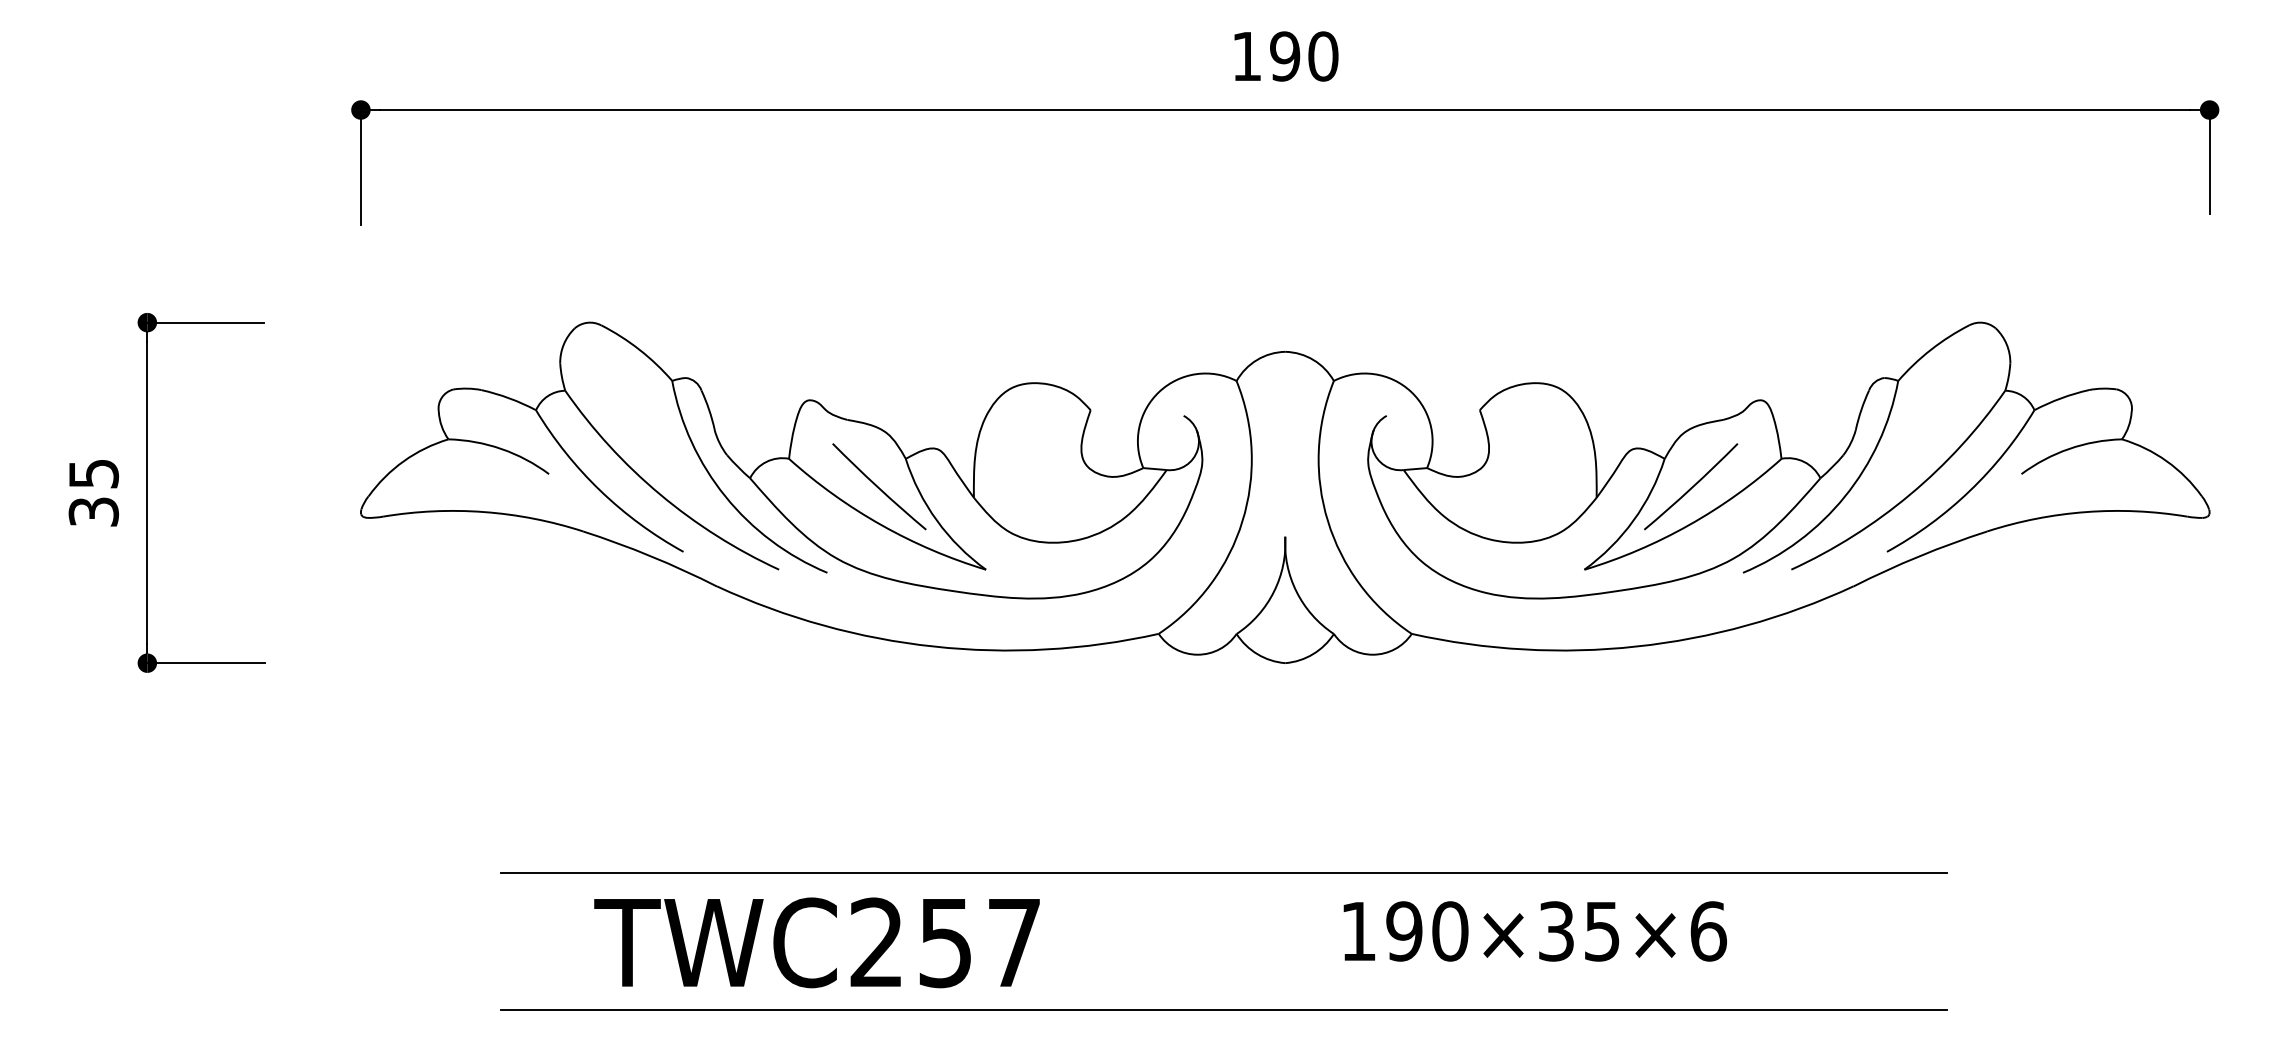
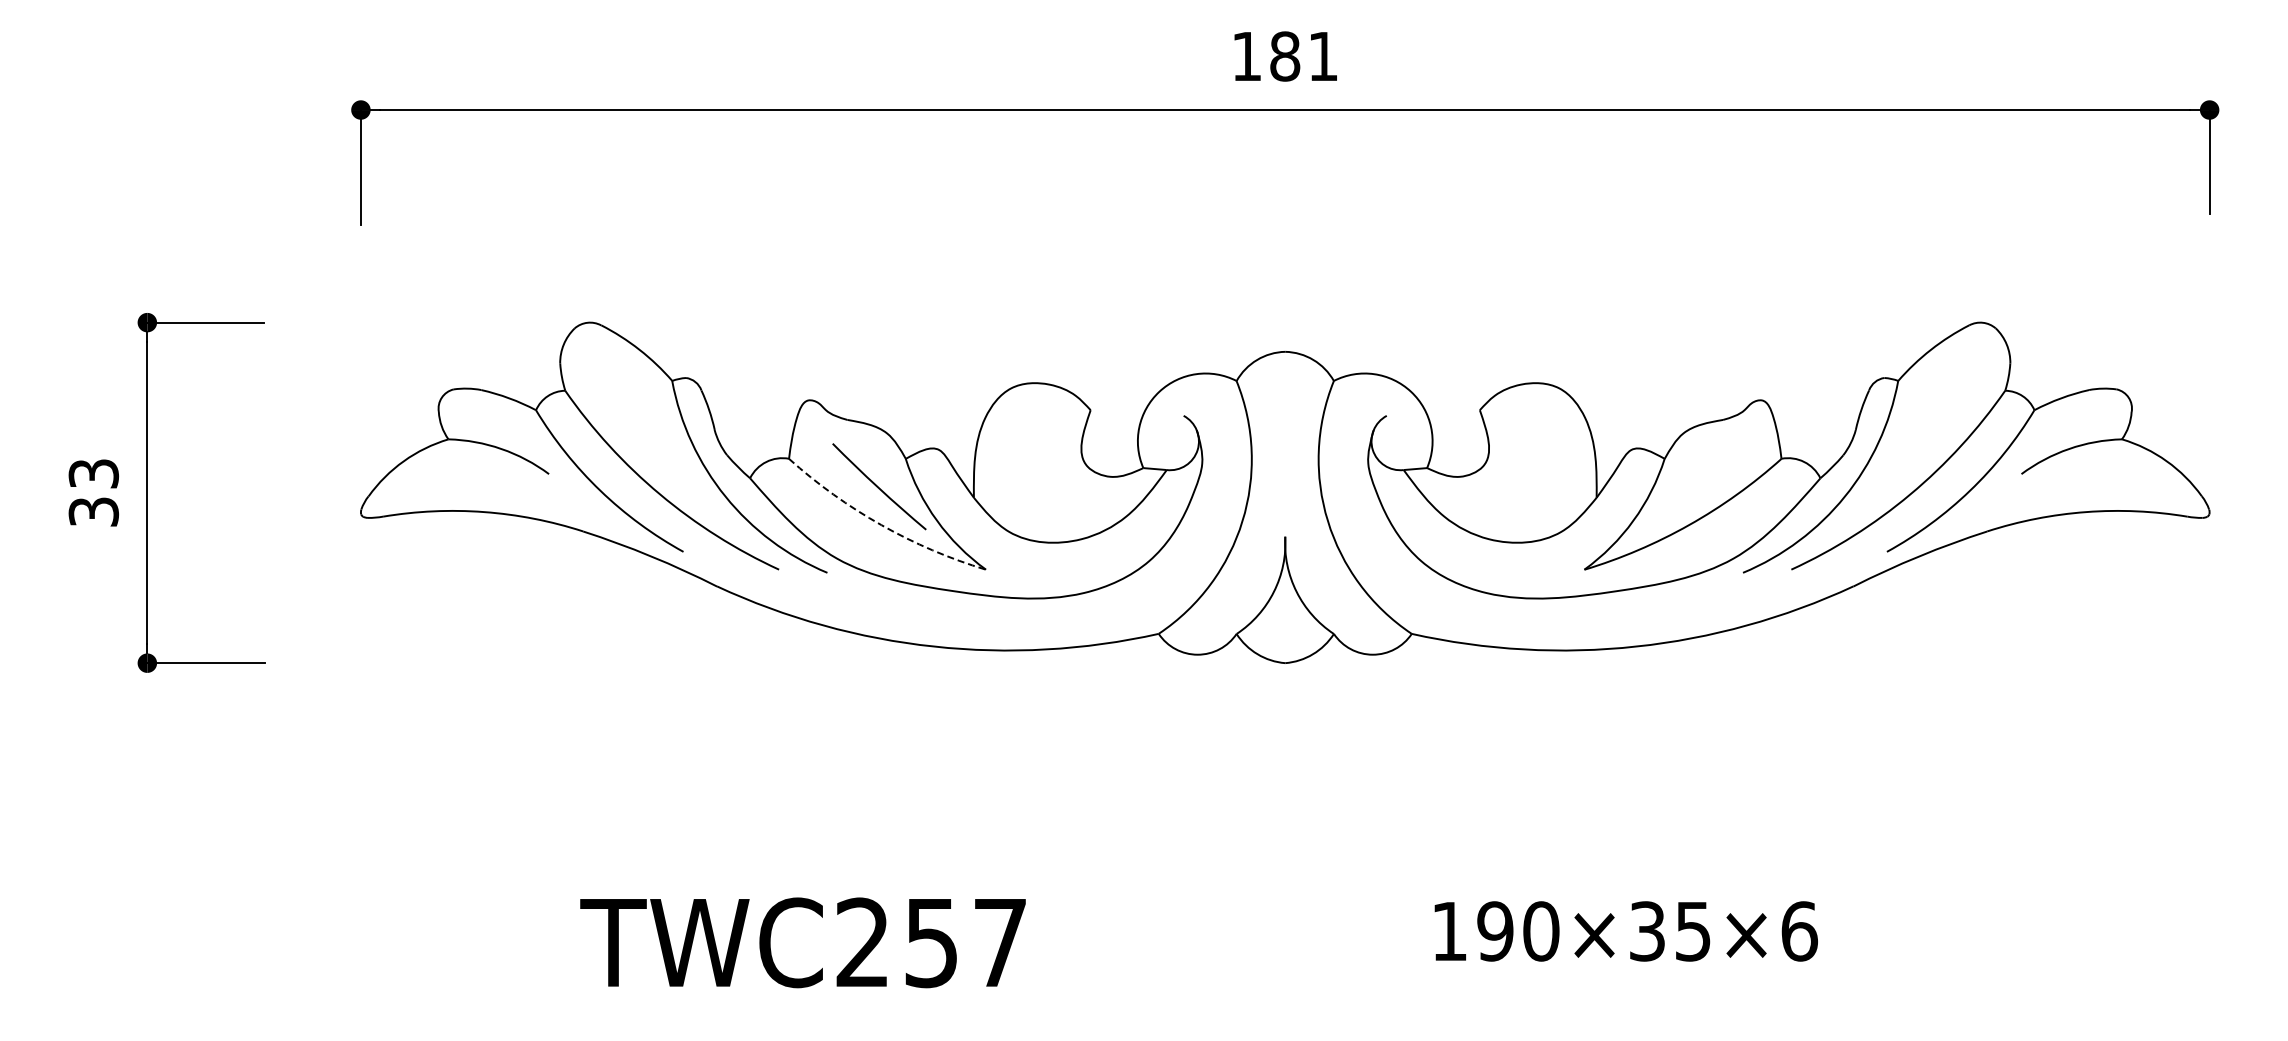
text: 190 -> 181 (1304, 56)
text: 35 -> 33 (93, 473)
arc: present -> none (1691, 486)
arc: solid -> dashed (881, 525)
line: present -> none (1223, 873)
text position: (1534, 931) -> (1625, 931) (1625, 931)
text position: (816, 942) -> (802, 942) (802, 942)
line: present -> none (1223, 1009)
